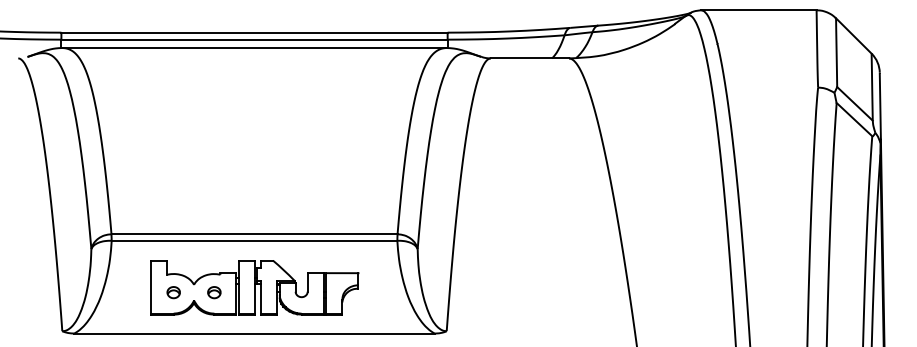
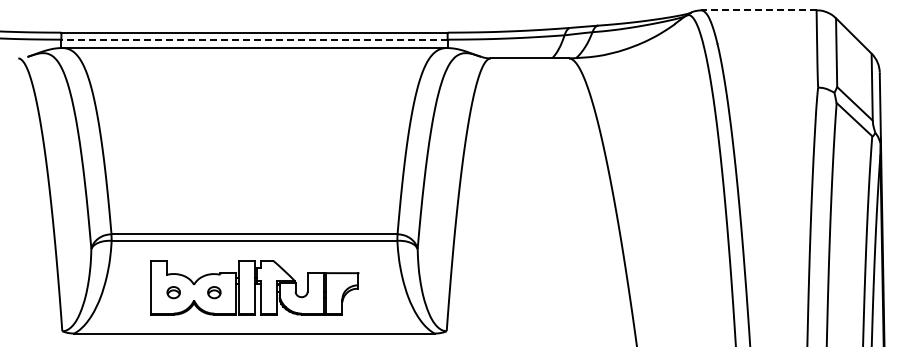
line: solid -> dashed (758, 10)
line: solid -> dashed (254, 39)
